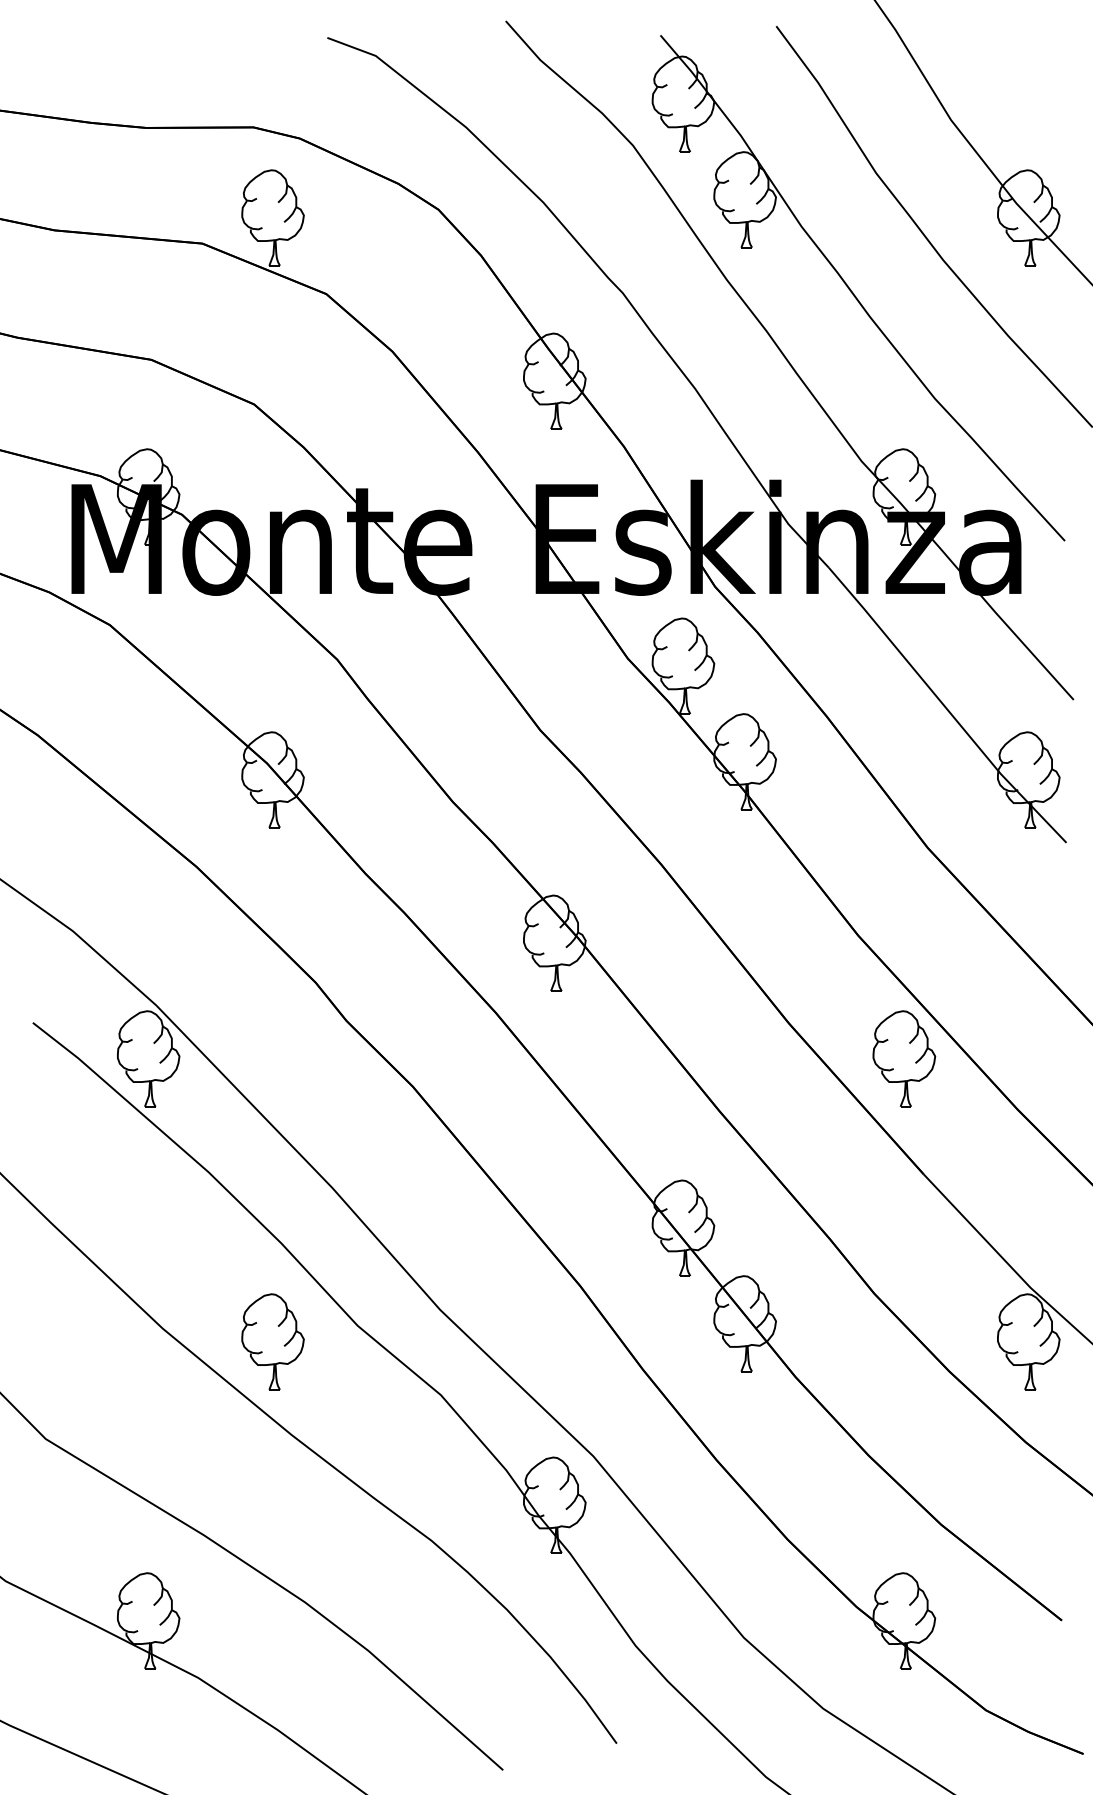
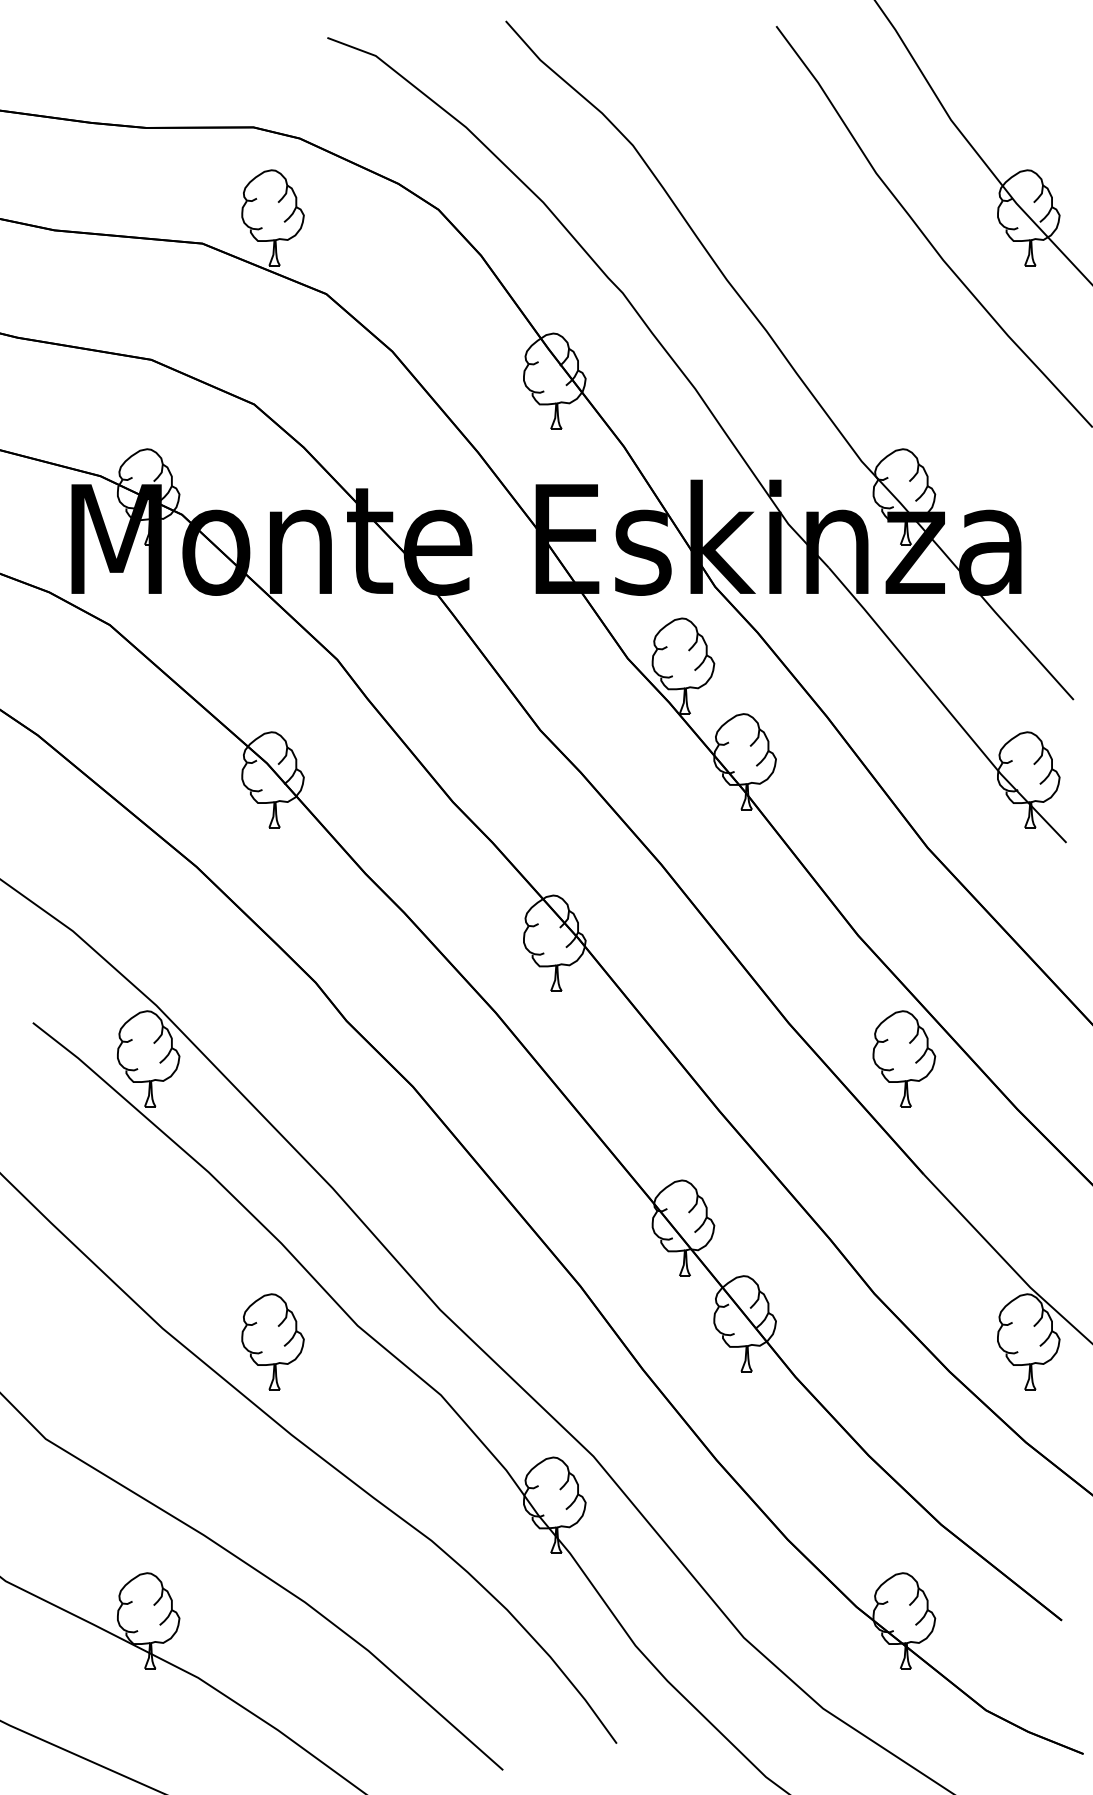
part: present -> none (853, 292)
